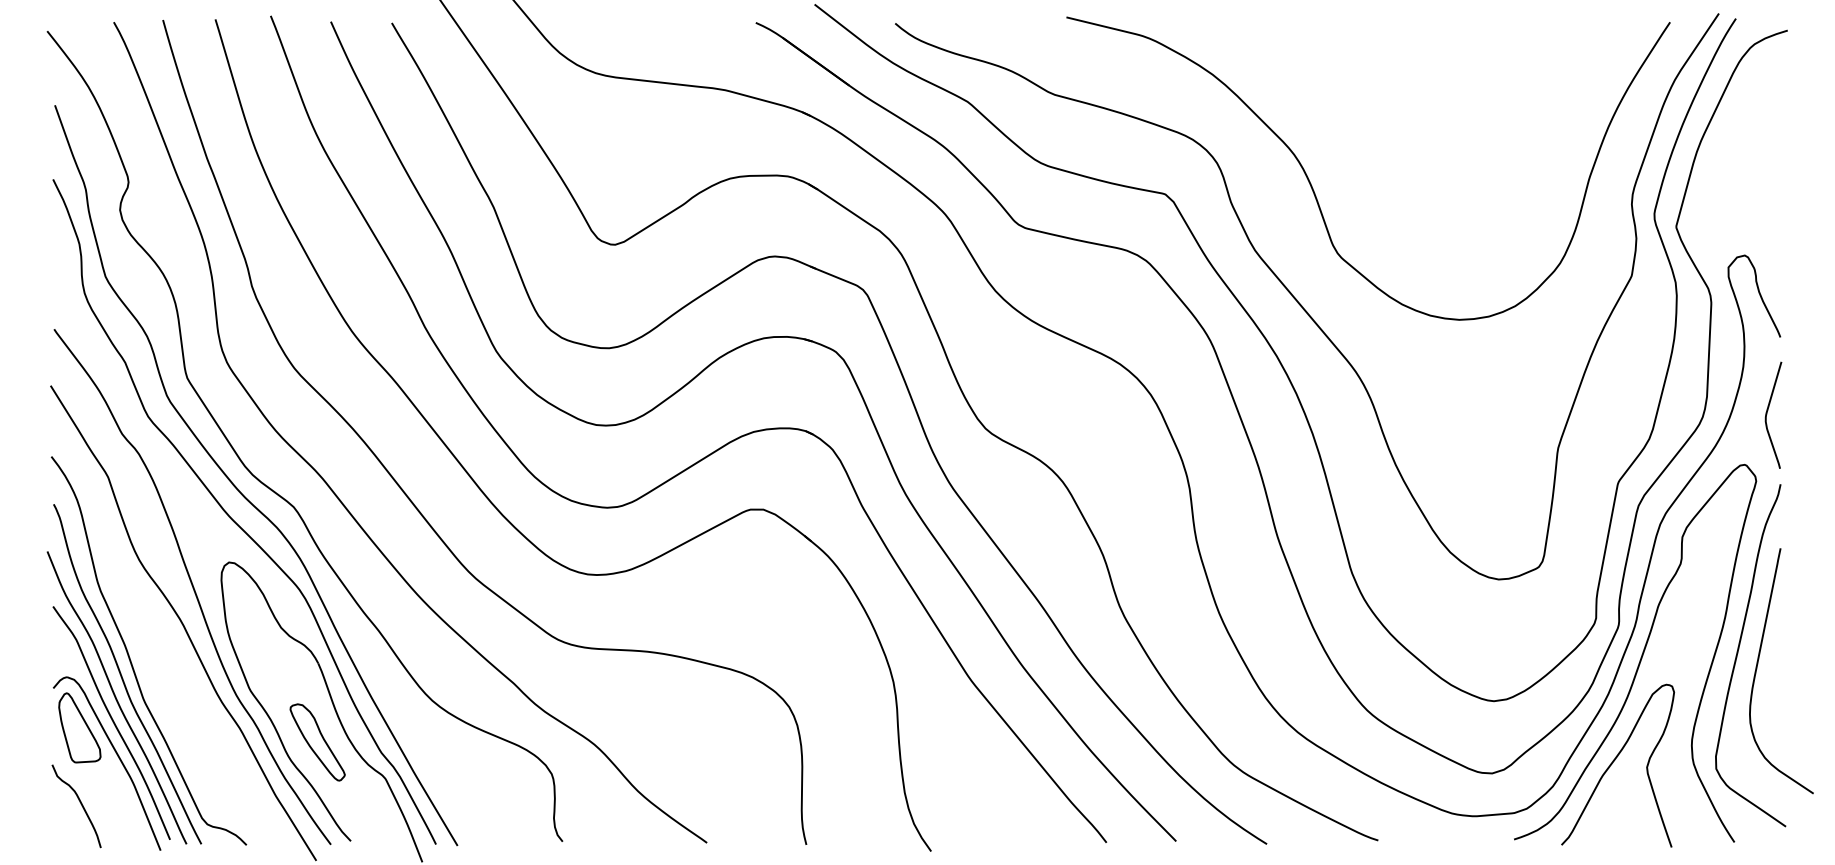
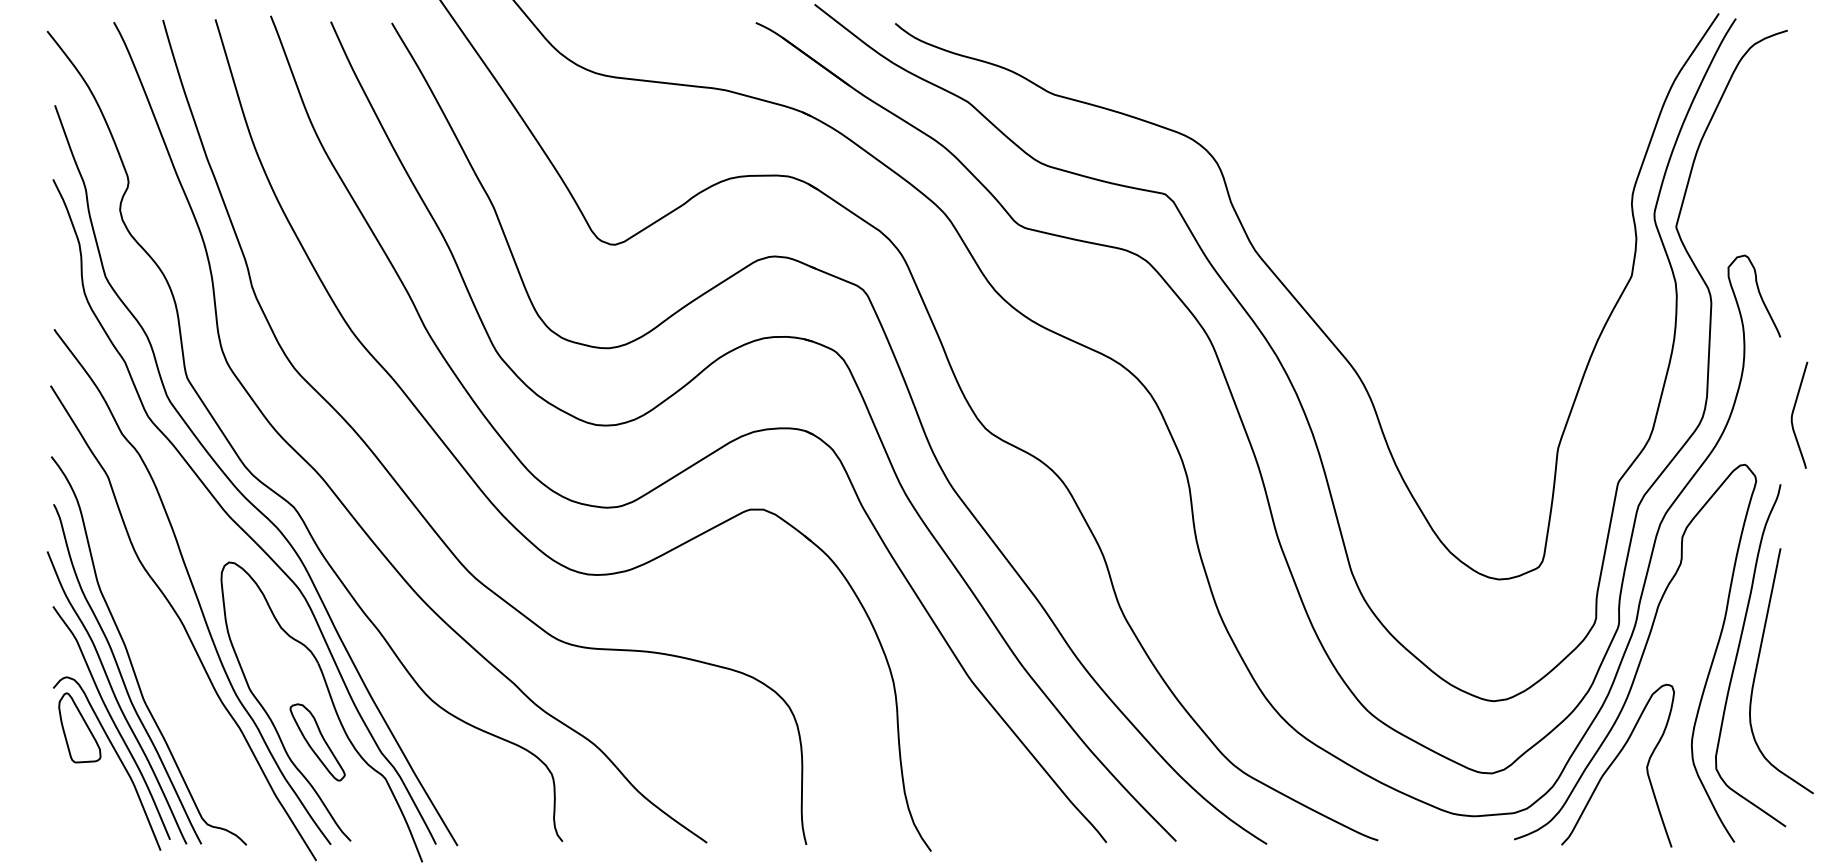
curve: present -> none (1314, 190)
curve position: (1767, 414) -> (1793, 414) (1793, 414)
curve: present -> none (80, 804)
